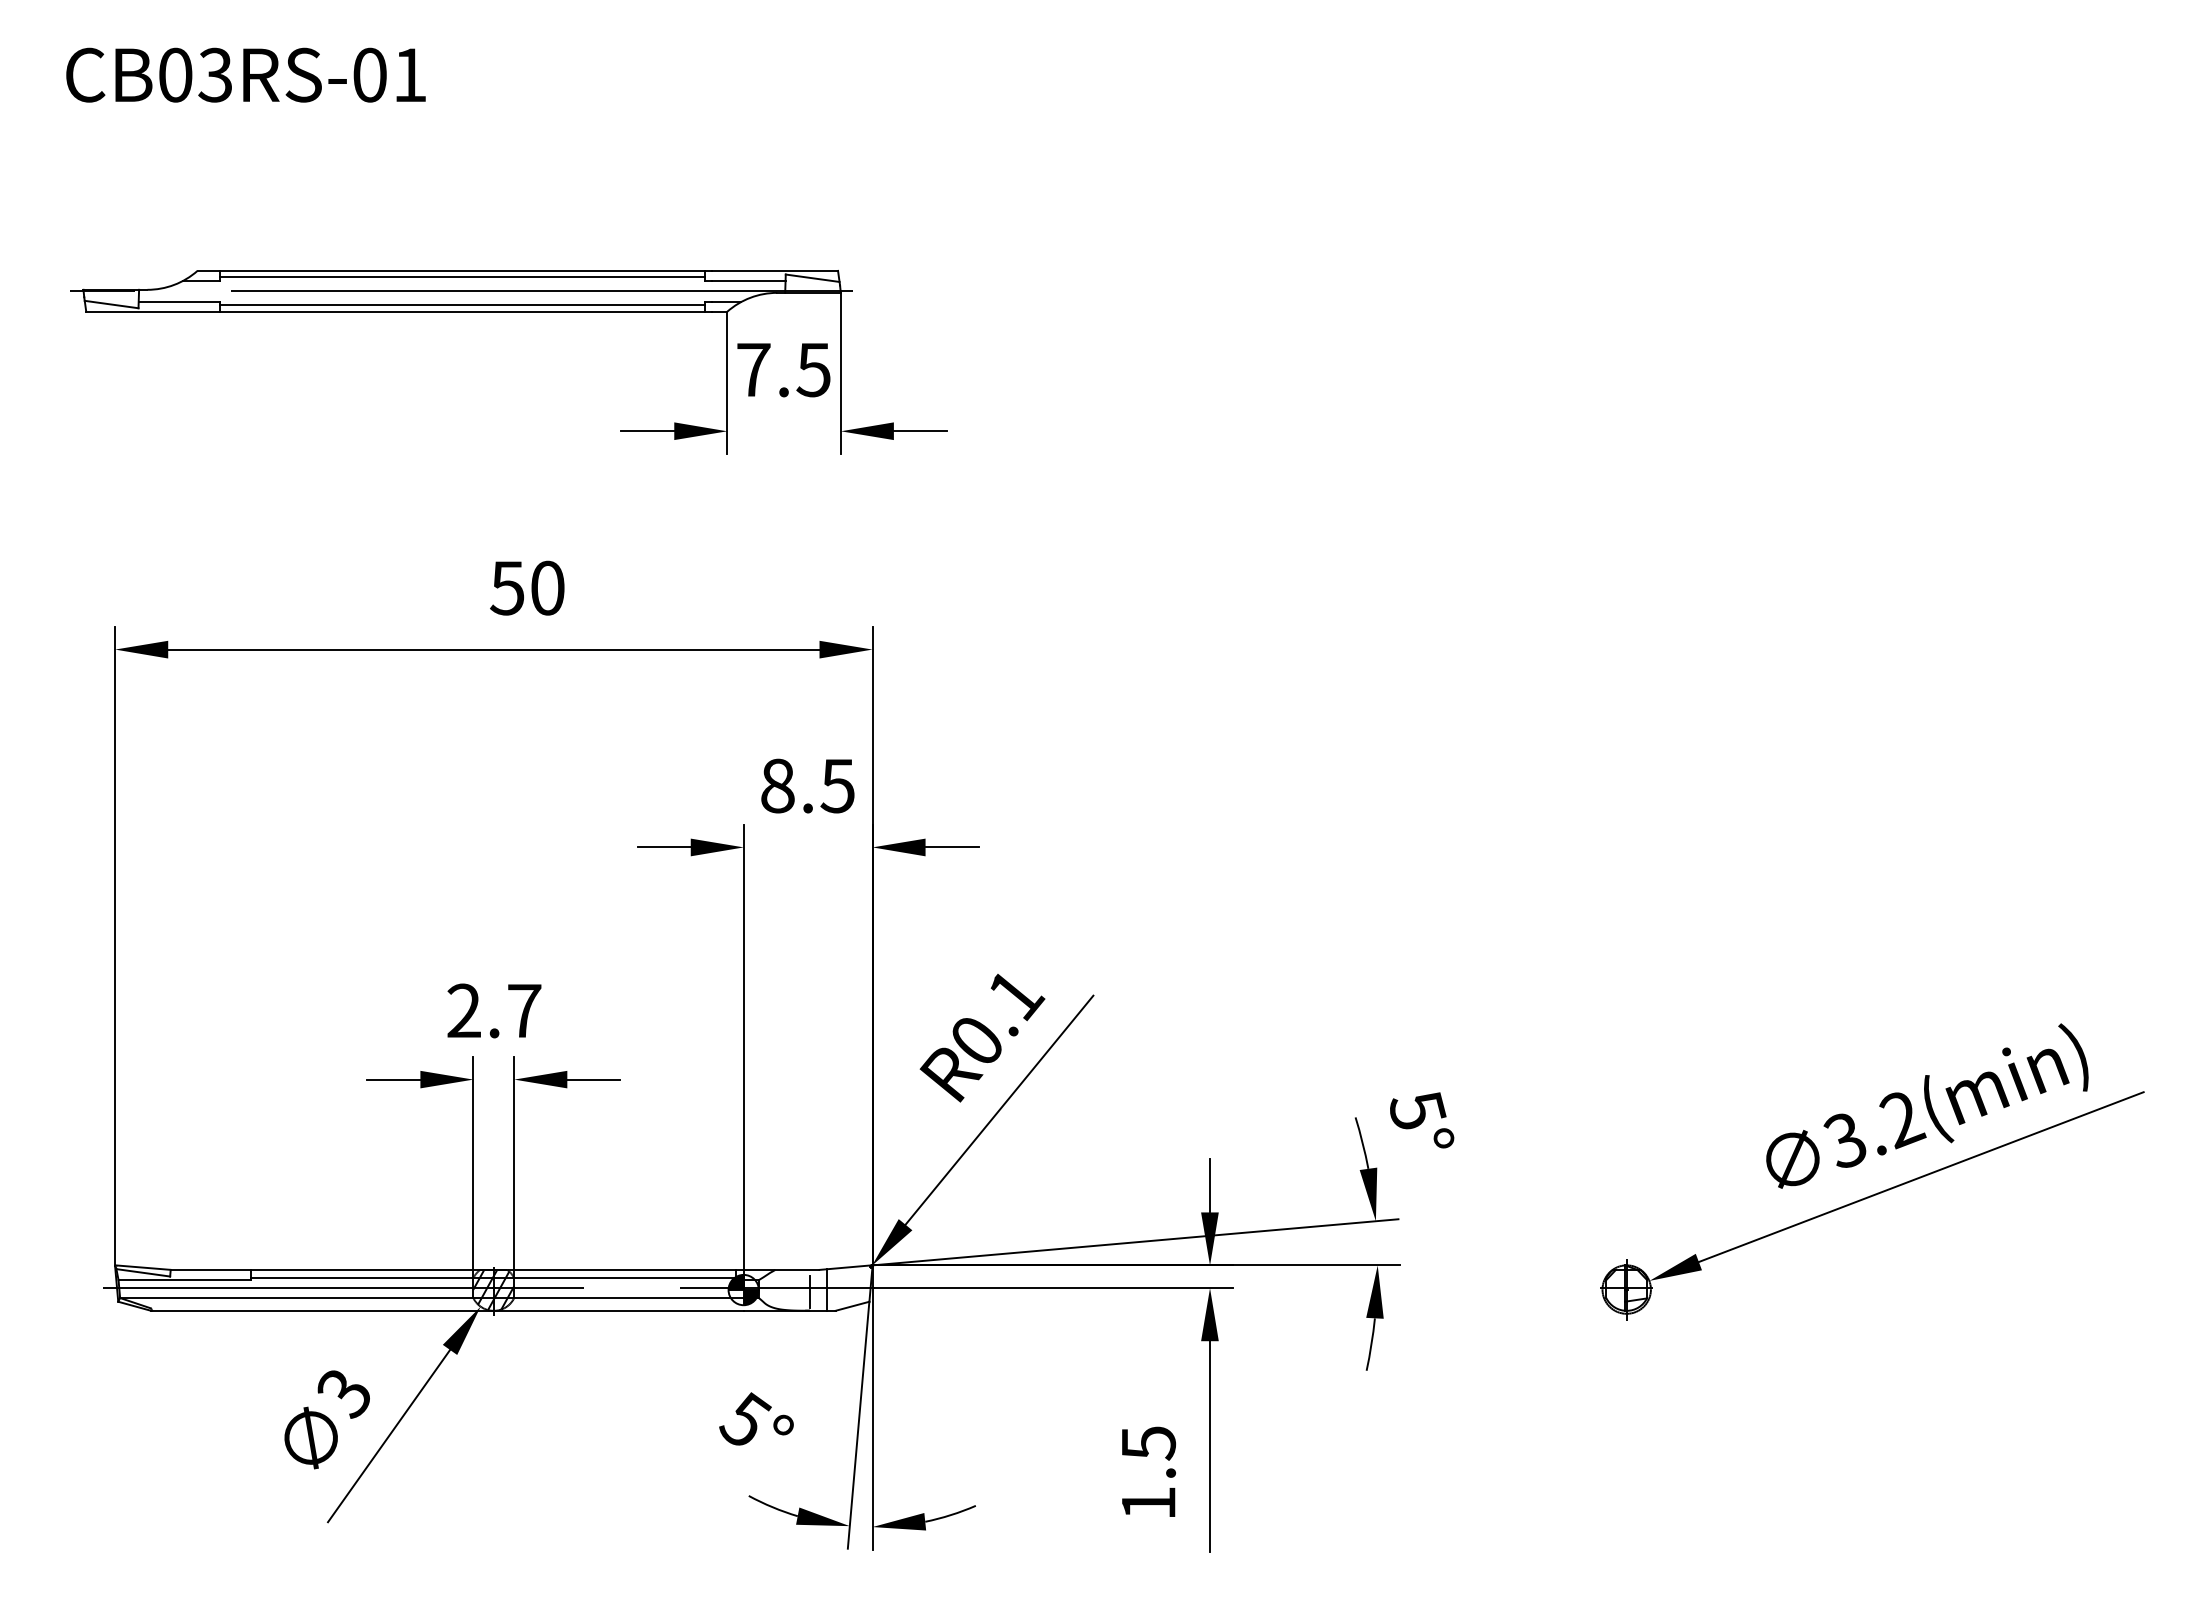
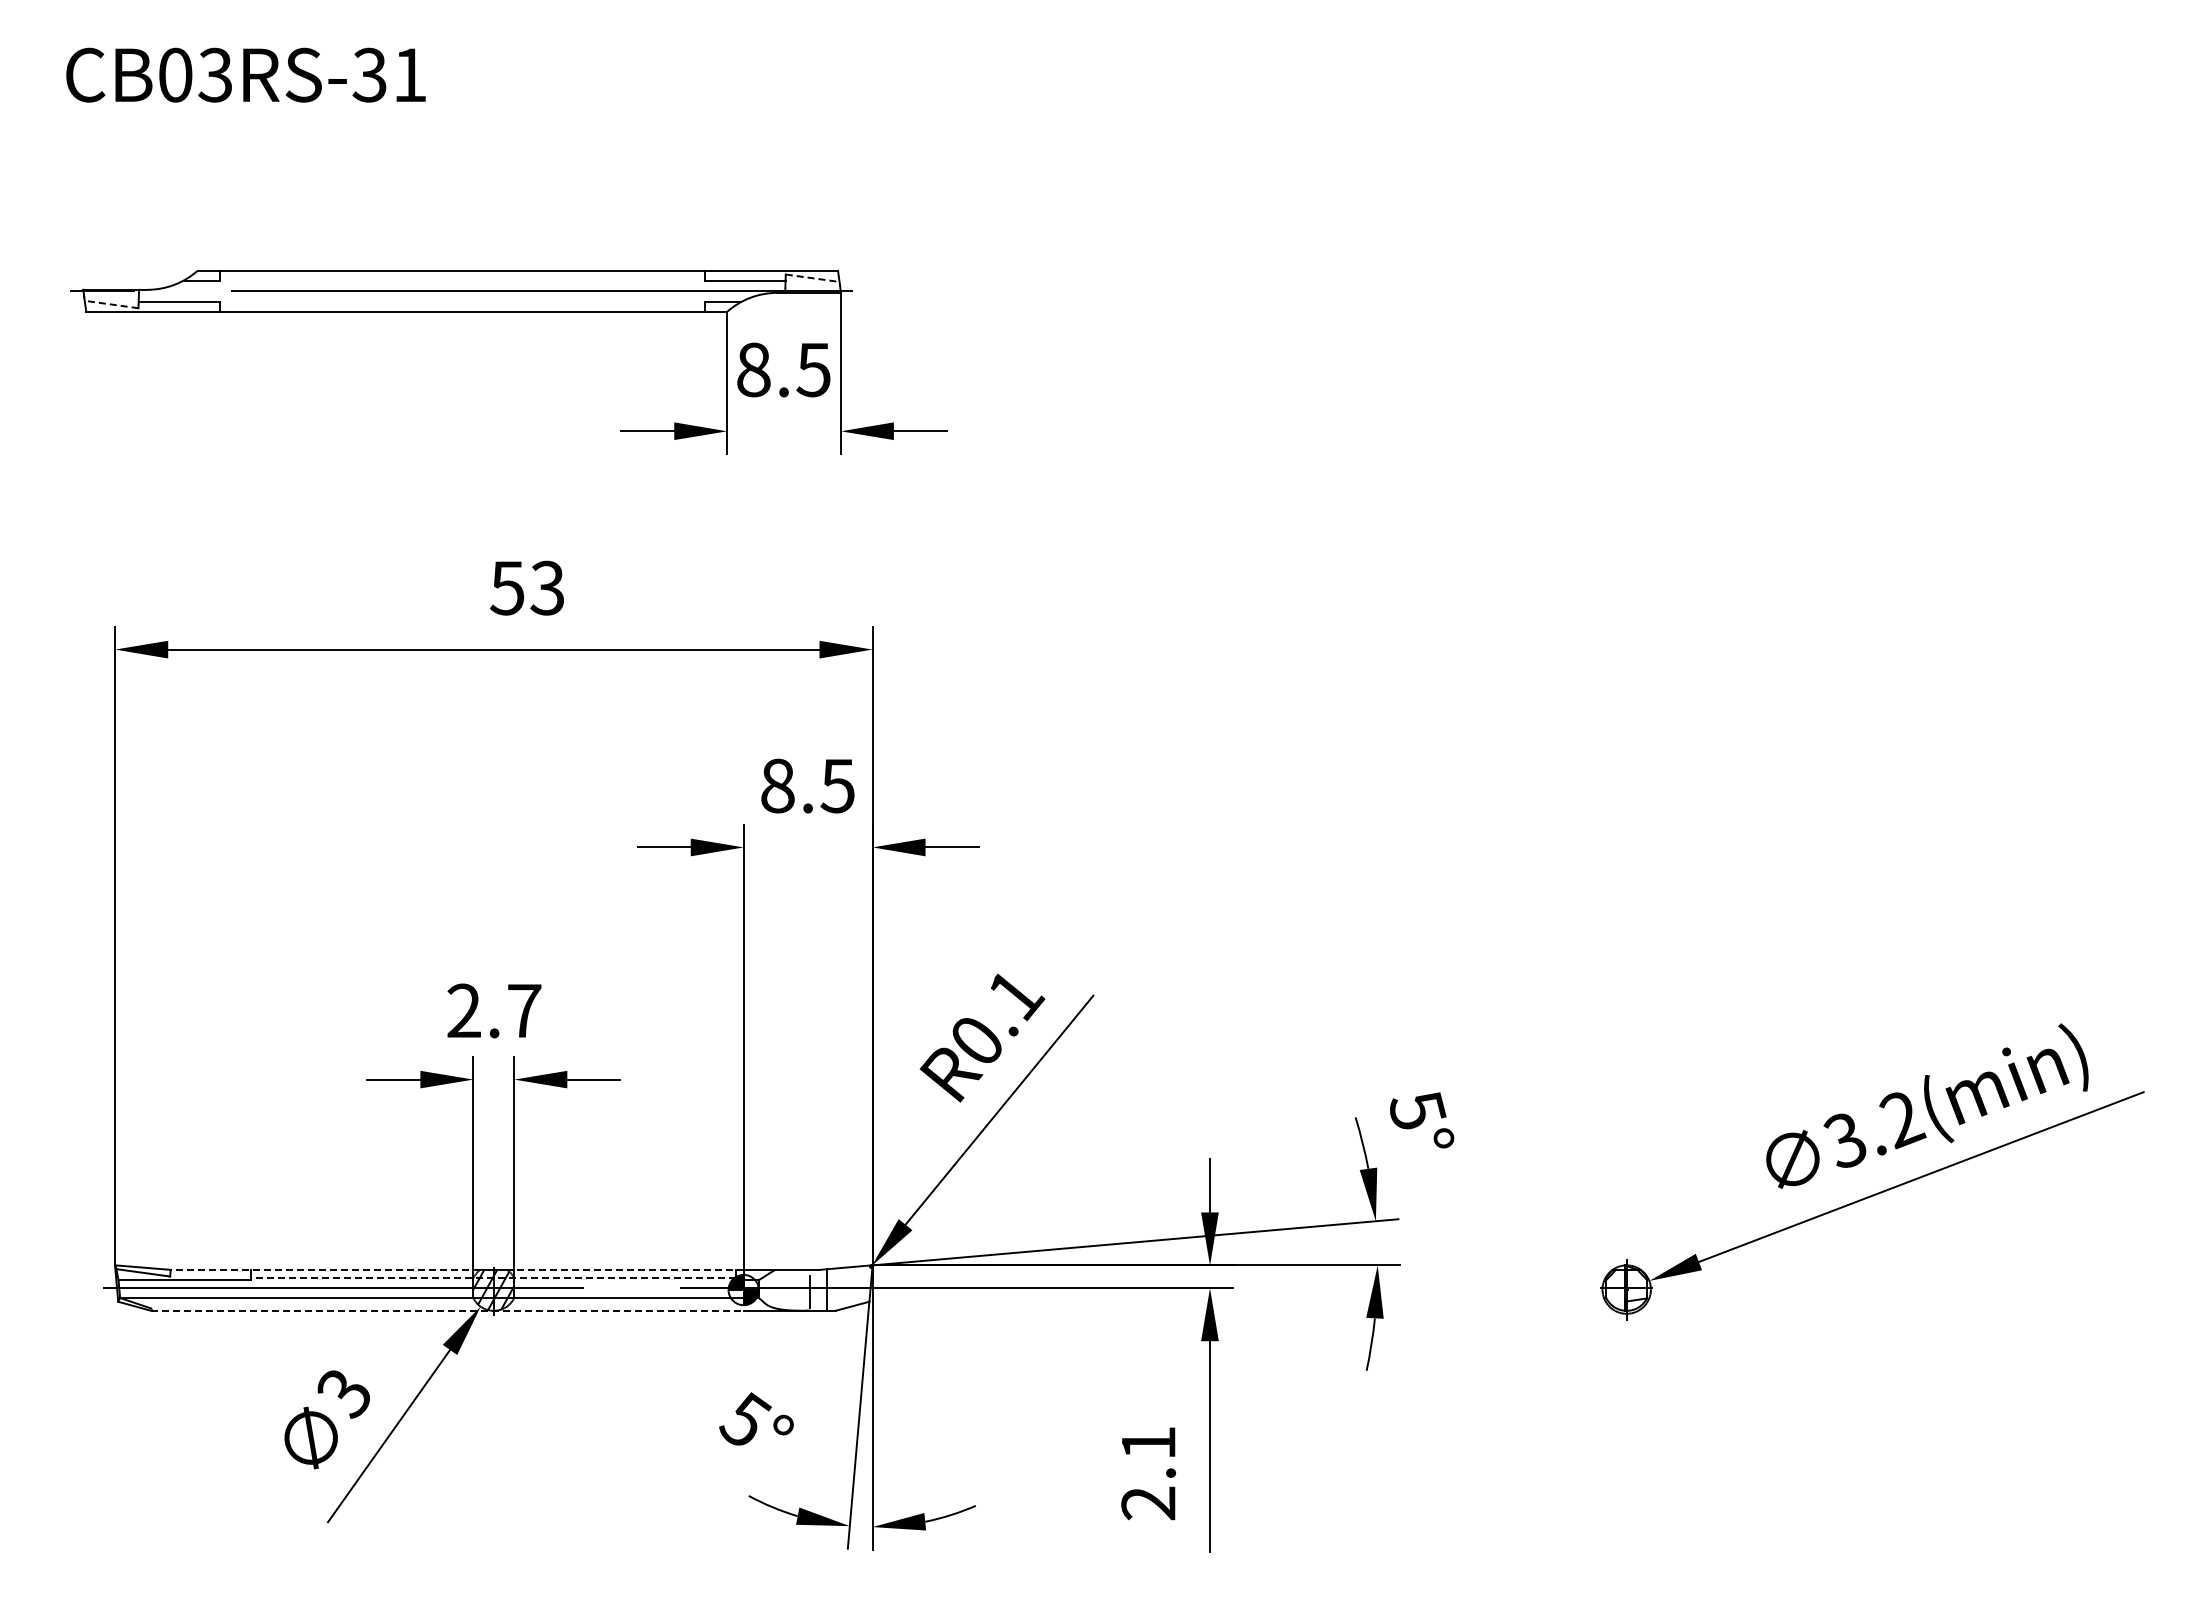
text: CB03RS-01 -> CB03RS-31 (369, 74)
line: present -> none (461, 277)
line: solid -> dashed (813, 278)
line: solid -> dashed (111, 304)
line: present -> none (461, 305)
text: 7.5 -> 8.5 (753, 369)
text: 50 -> 53 (547, 587)
line: solid -> dashed (456, 1269)
line: solid -> dashed (493, 1278)
line: solid -> dashed (448, 1310)
text: 1.5 -> 2.1 (1148, 1473)
